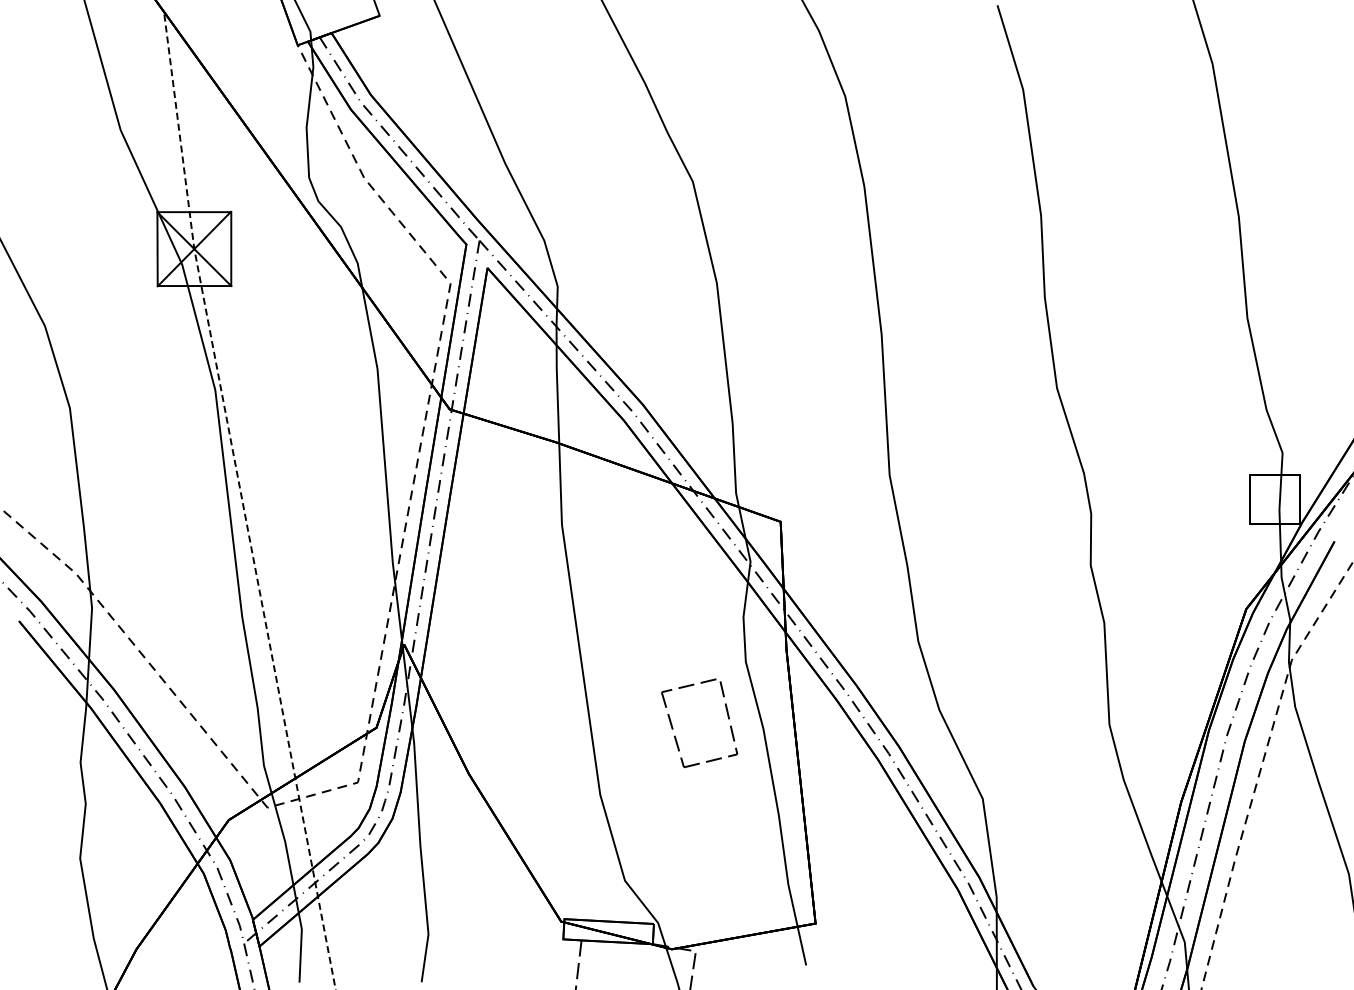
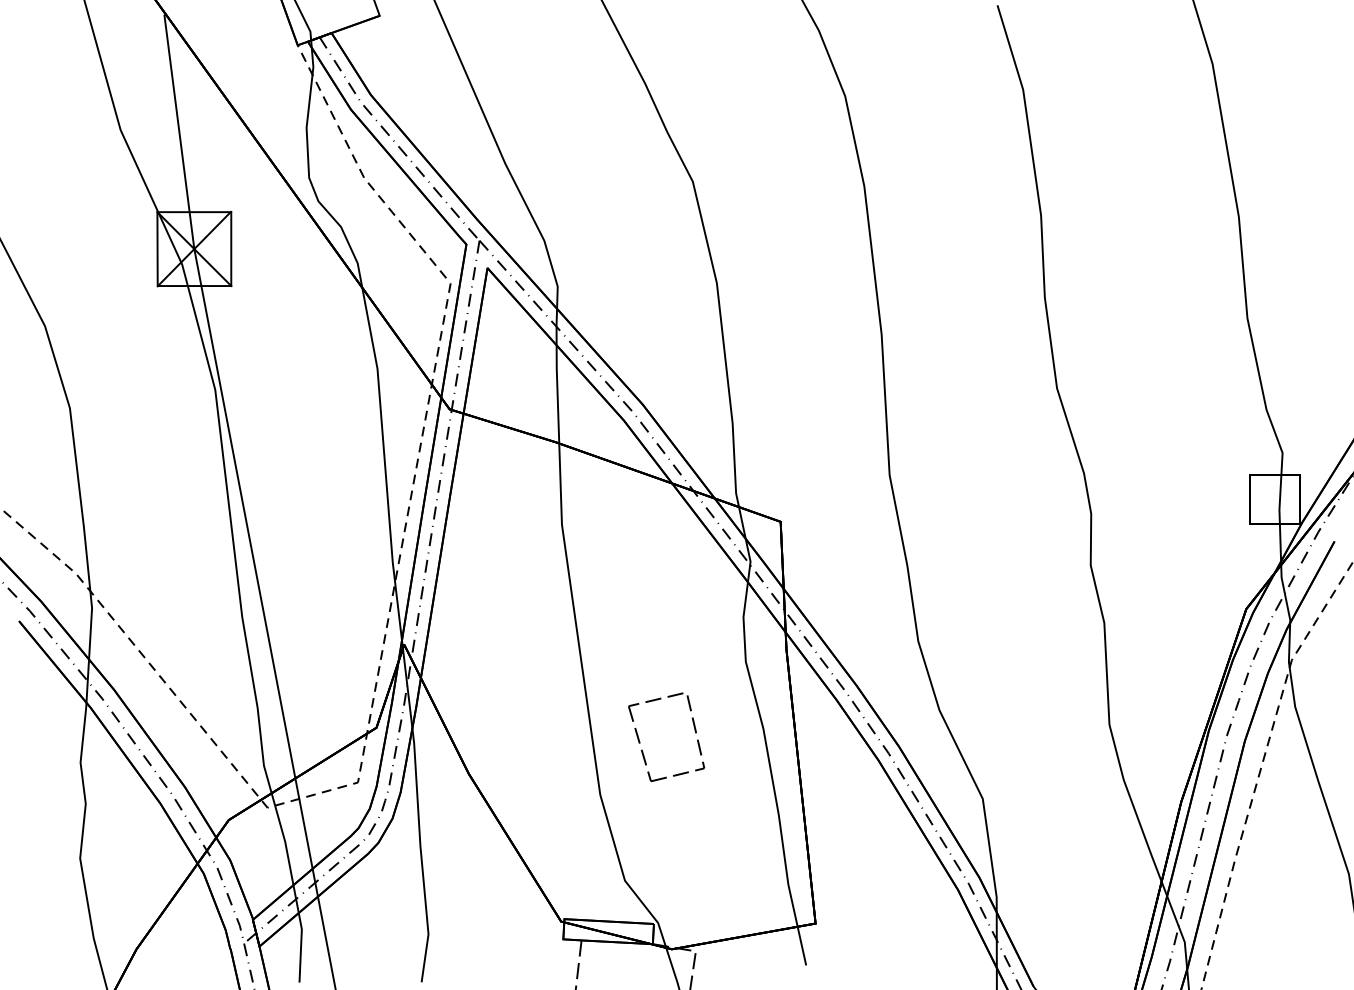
line: dashed -> solid (242, 503)
part position: (673, 727) -> (640, 741) (640, 741)
